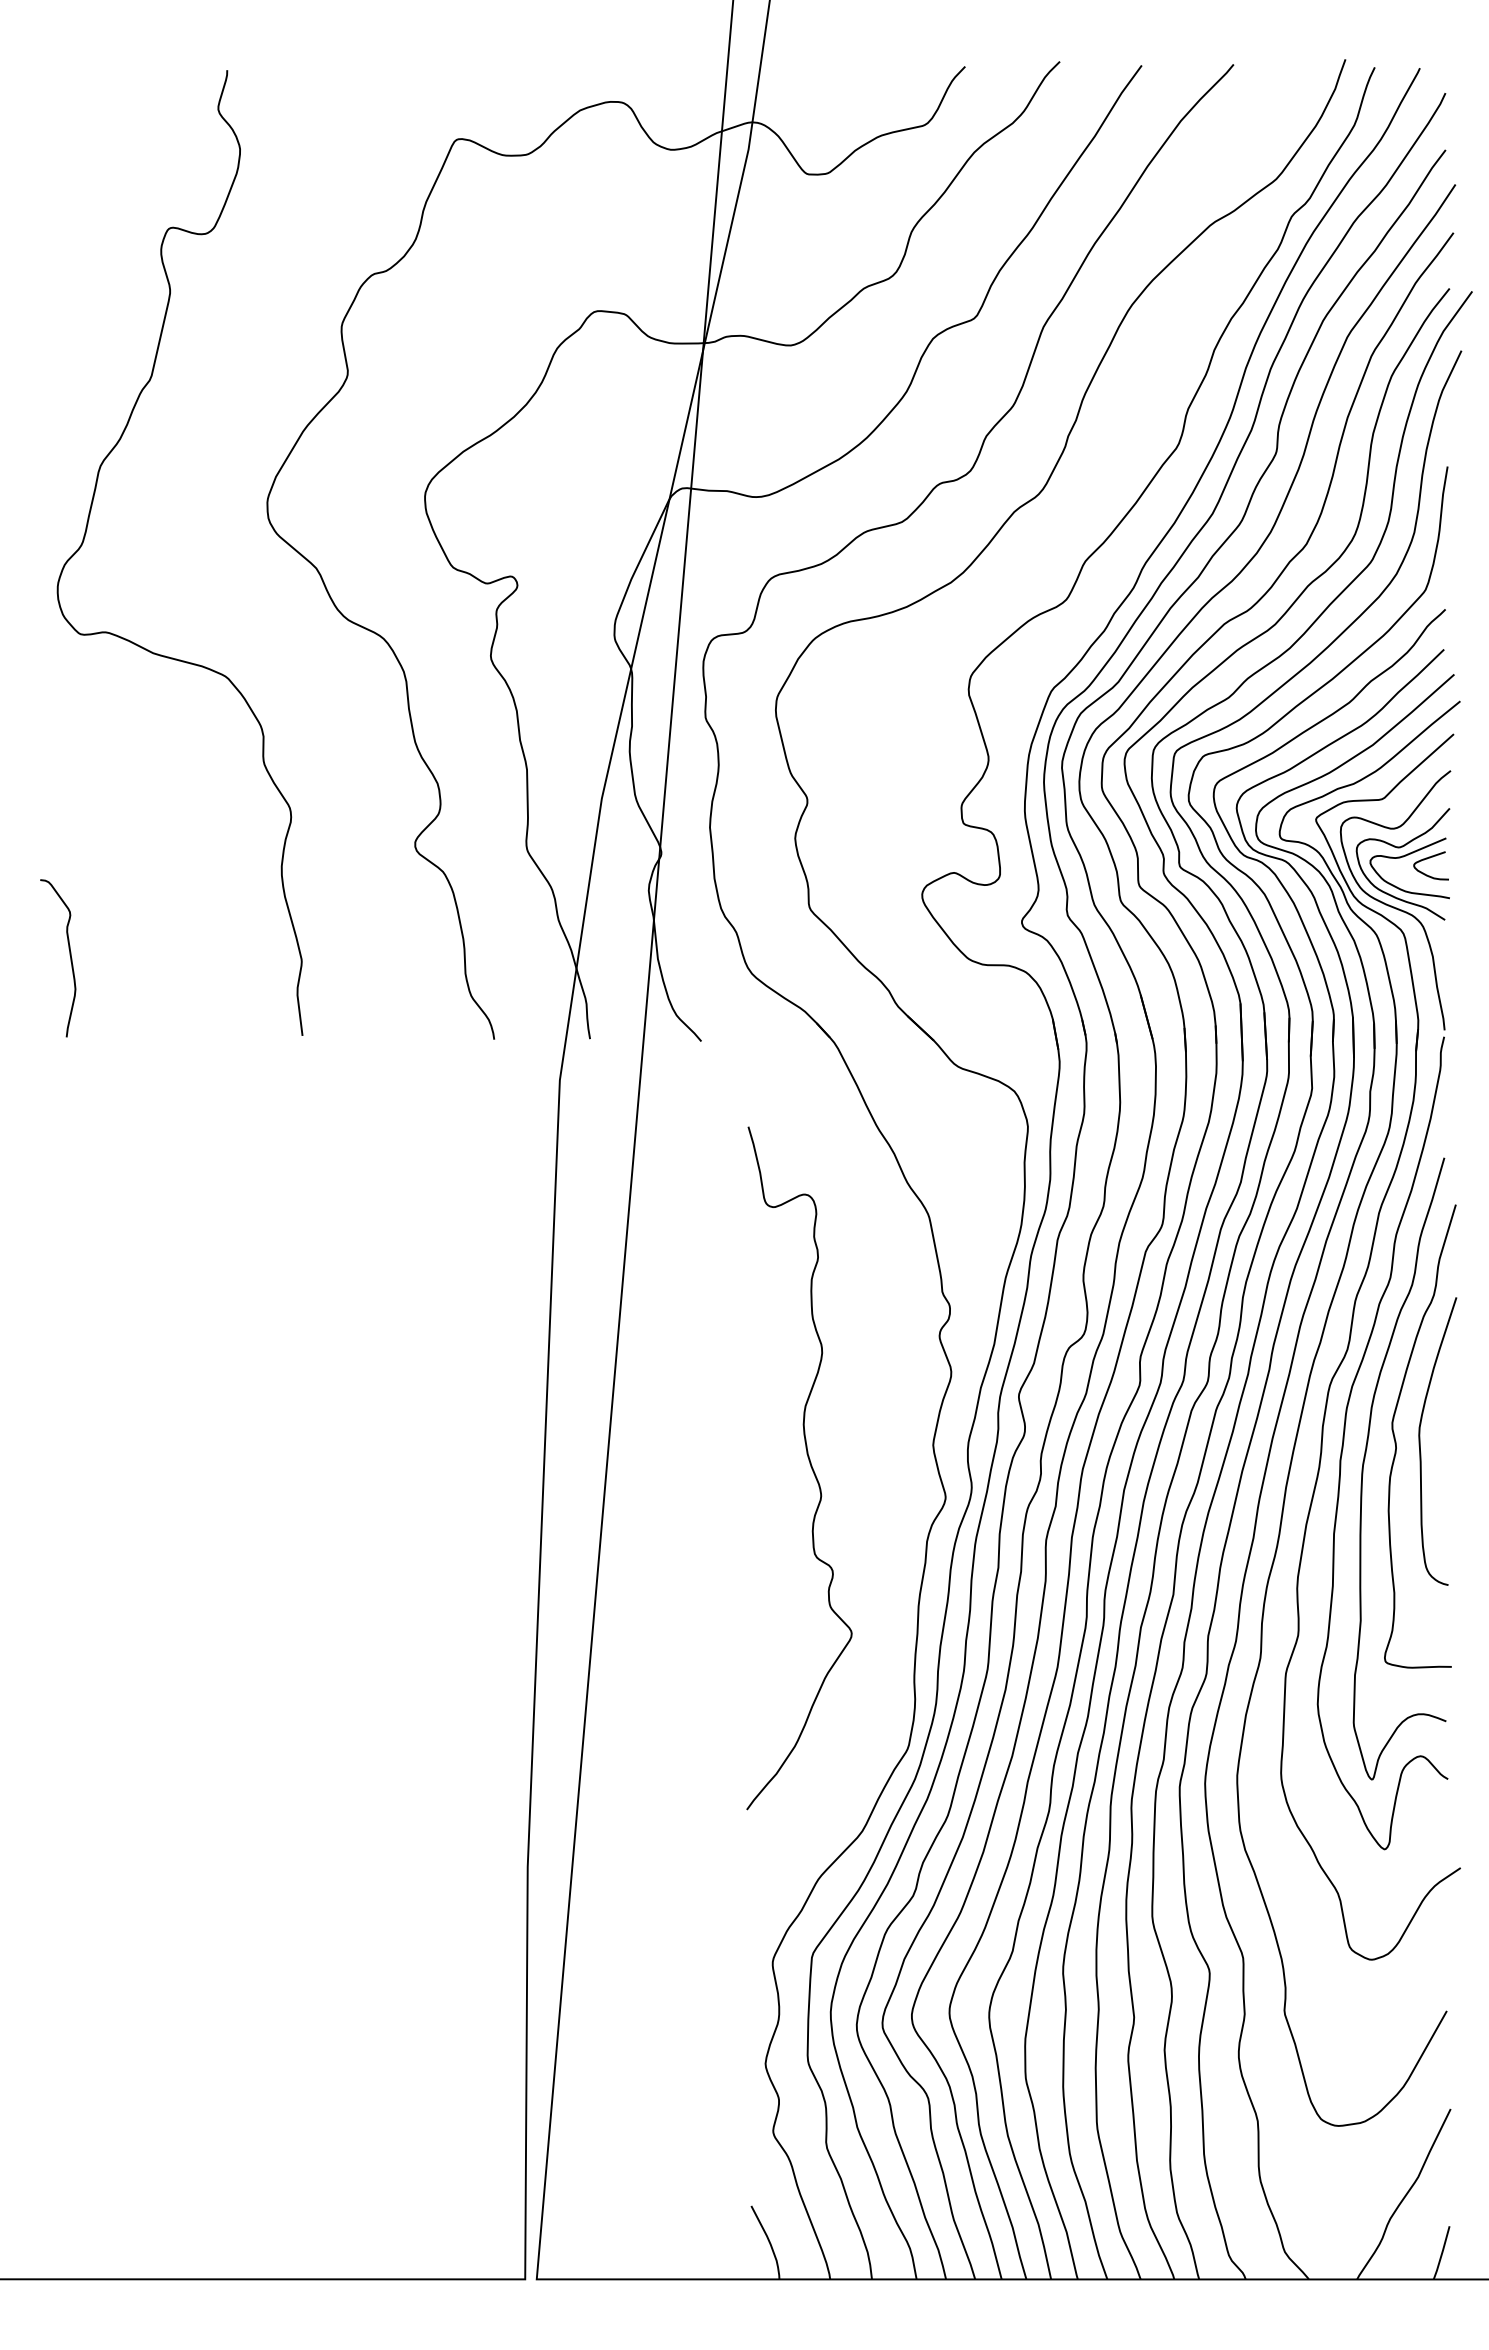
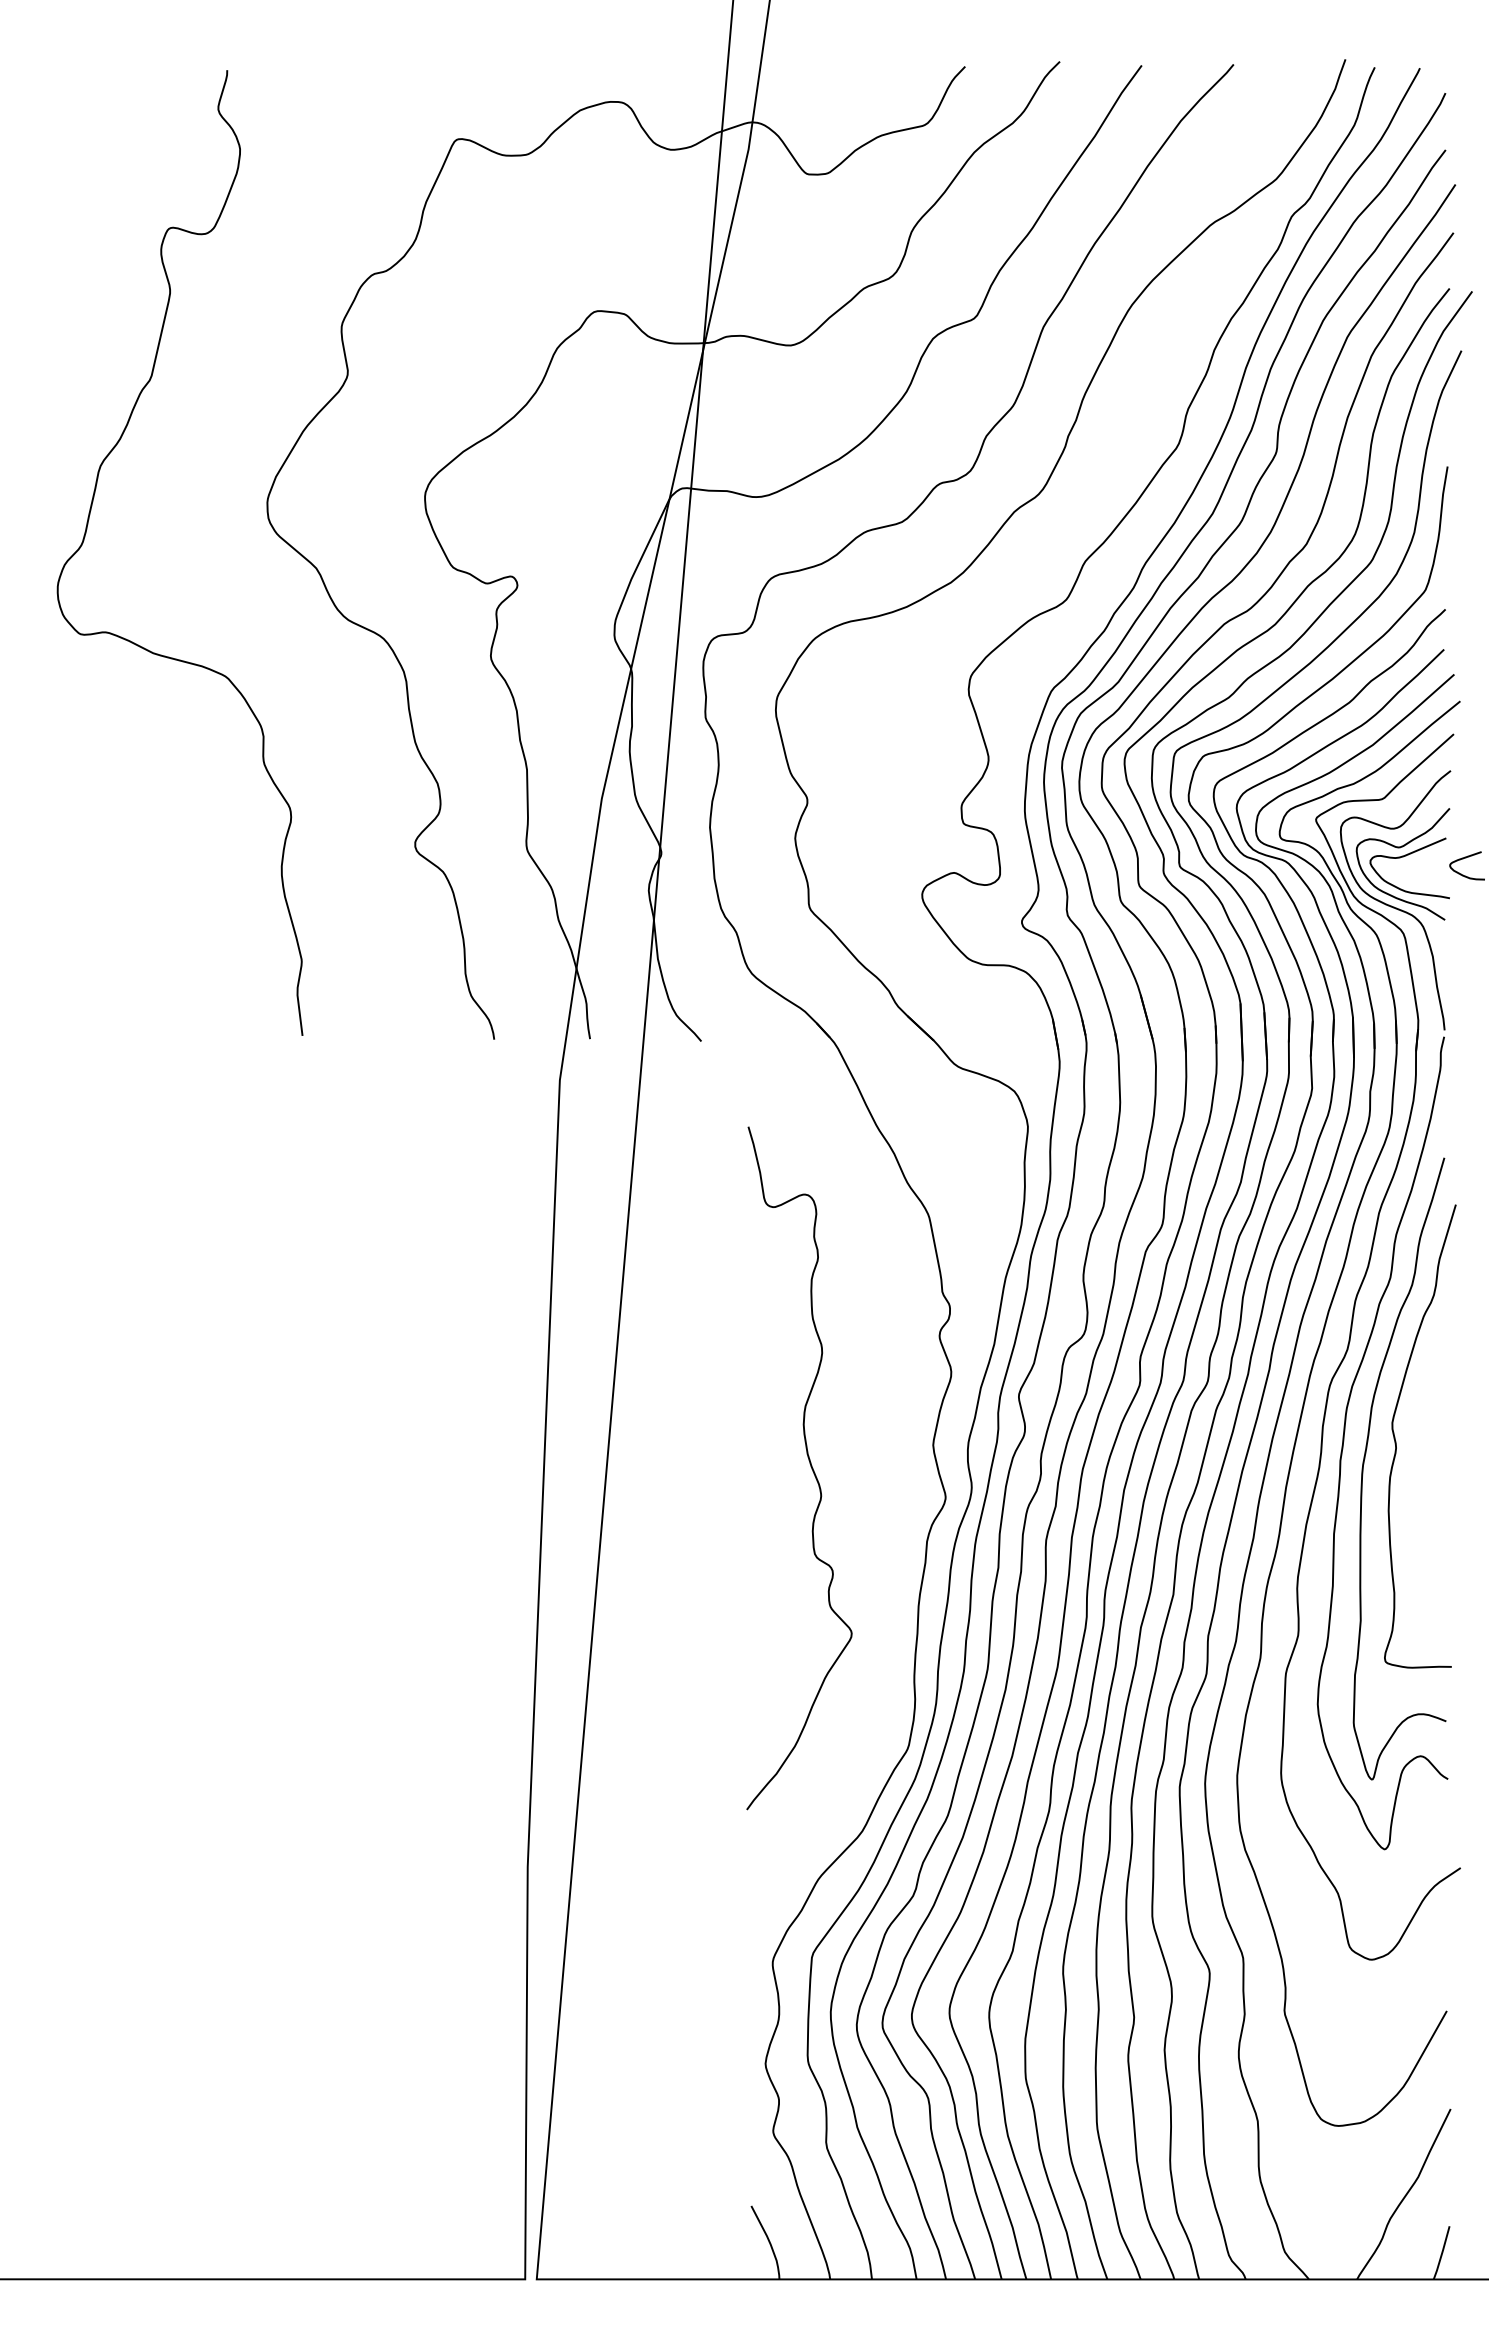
curve position: (1427, 859) -> (1463, 859) (1463, 859)
curve: present -> none (69, 955)
curve: present -> none (1420, 1441)
